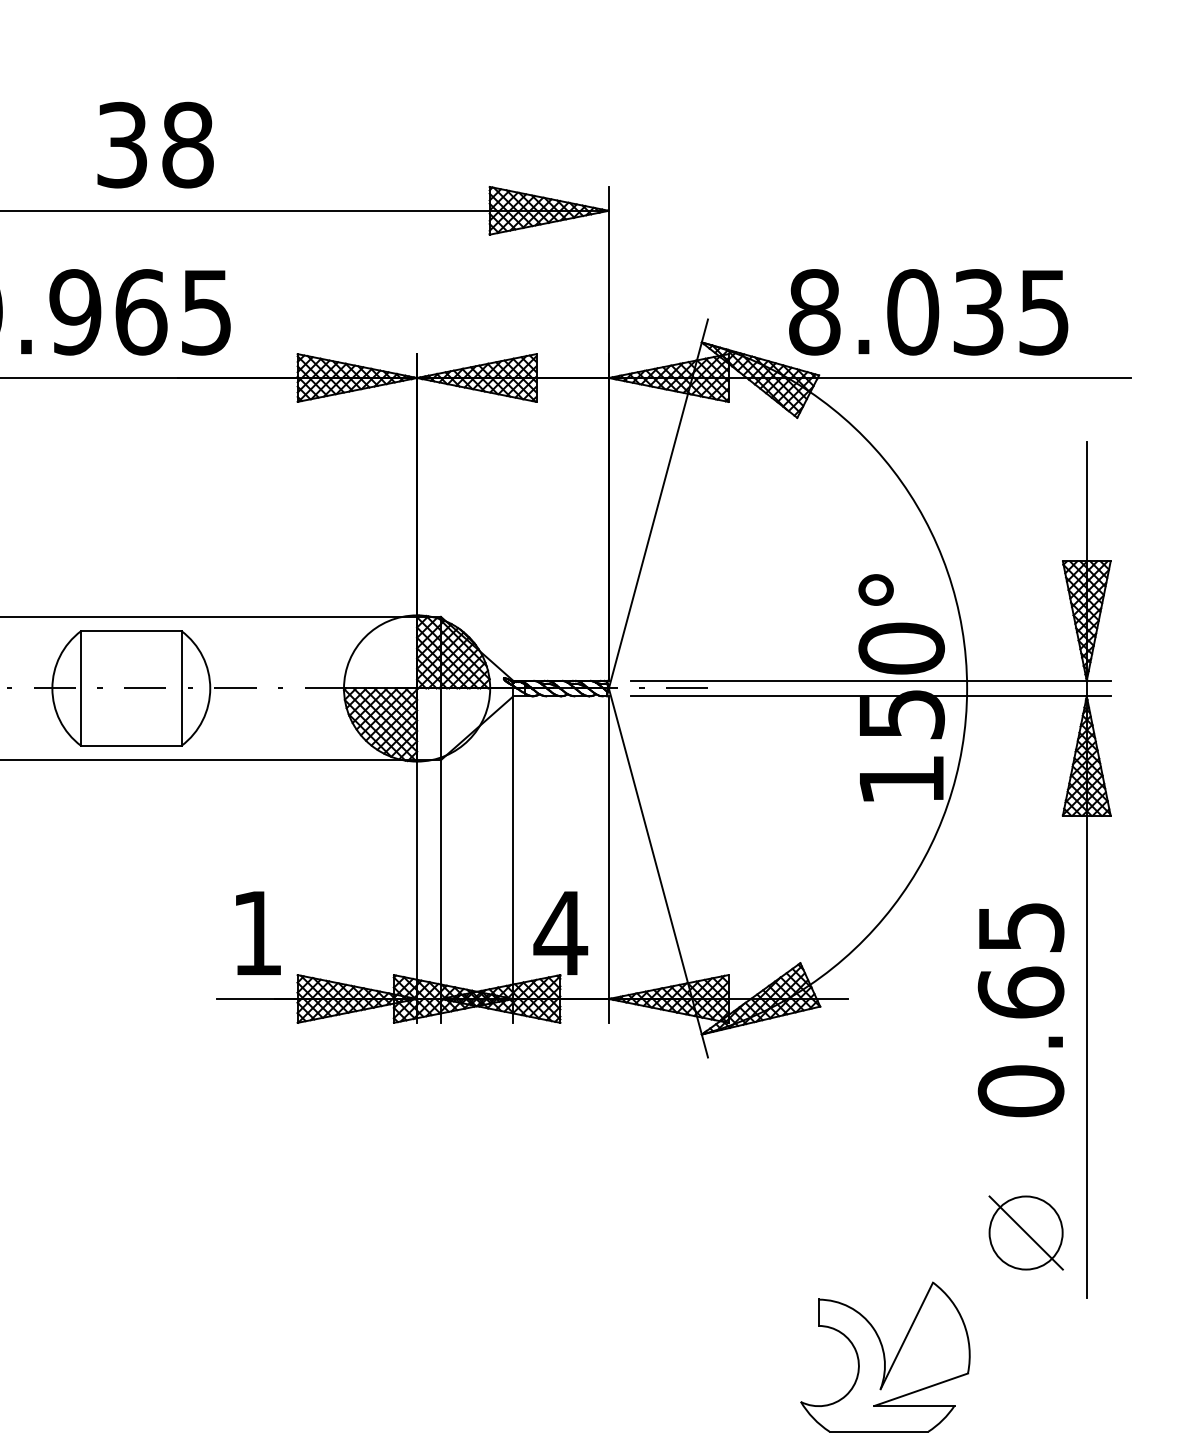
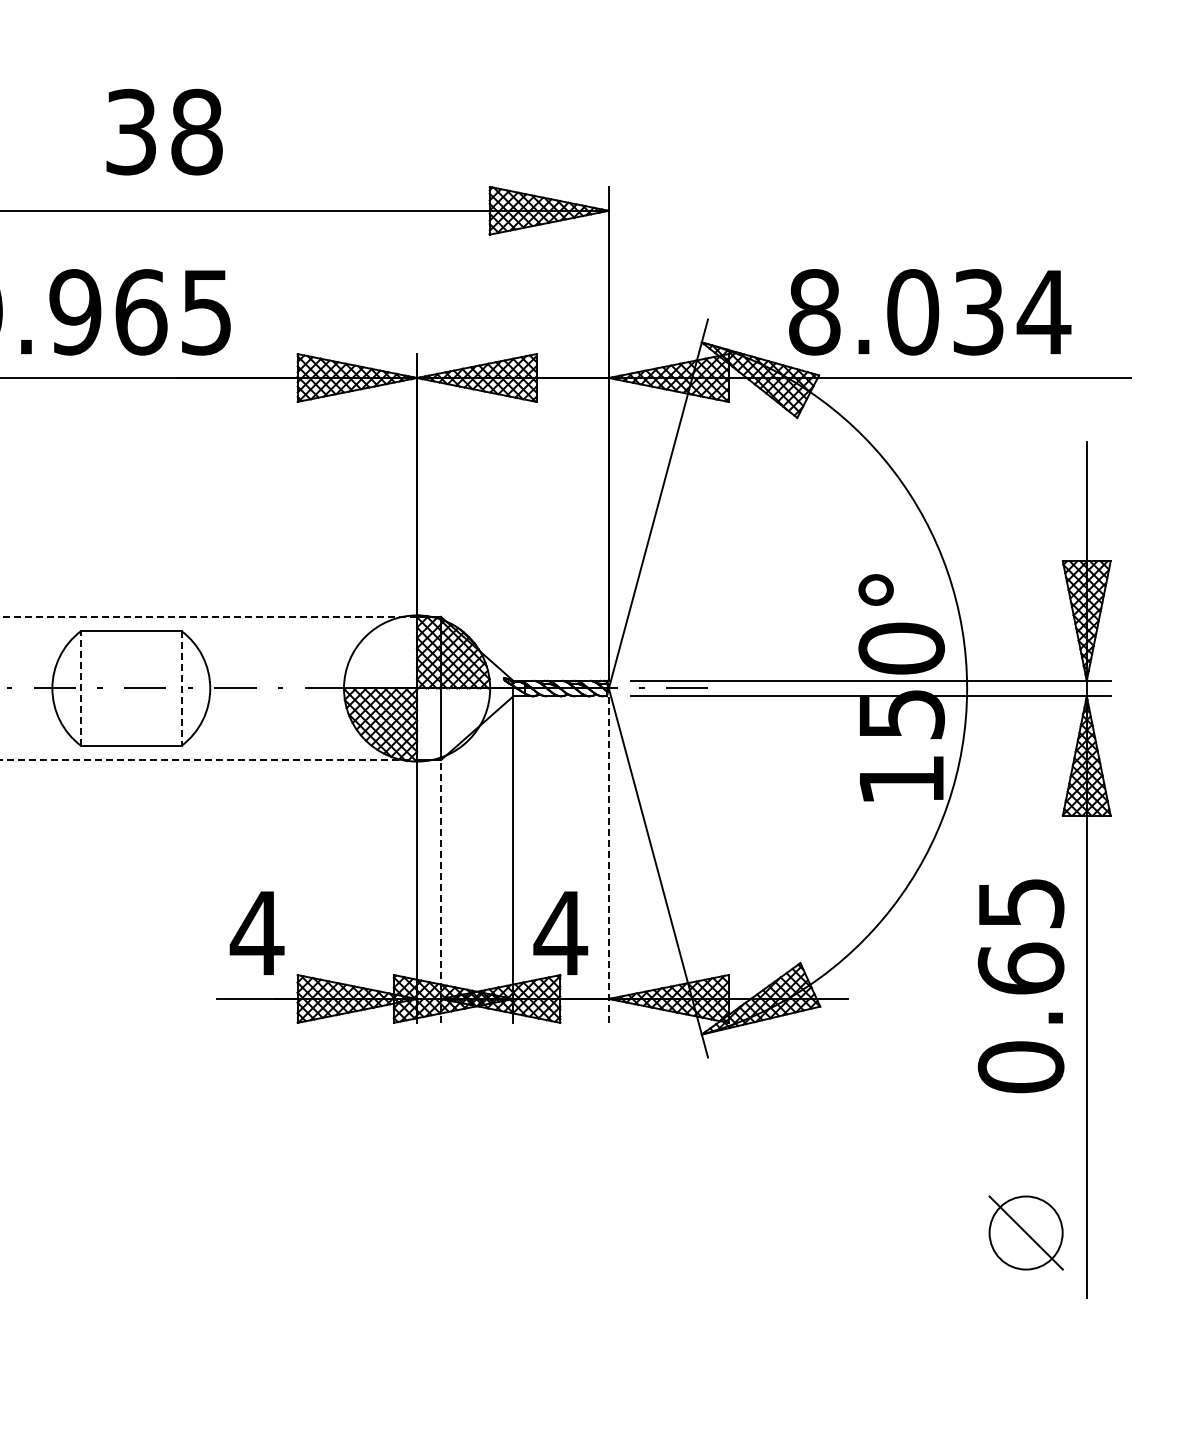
text position: (155, 144) -> (164, 131) (164, 131)
text: 8.035 -> 8.034 (1043, 312)
line: solid -> dashed (208, 616)
line: solid -> dashed (81, 688)
line: solid -> dashed (181, 688)
line: solid -> dashed (209, 760)
line: solid -> dashed (608, 859)
line: solid -> dashed (440, 891)
text: 1 -> 4 (256, 933)
text position: (1020, 1010) -> (1020, 986) (1020, 986)
part: present -> none (885, 1356)
